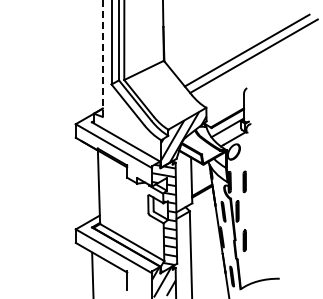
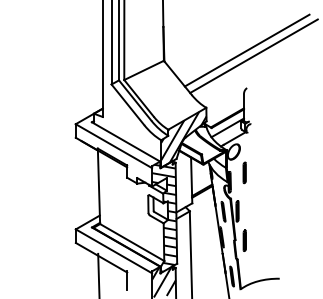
line: dashed -> solid (102, 58)
line position: (244, 181) -> (244, 172) (244, 172)
line position: (92, 274) -> (98, 274) (98, 274)
